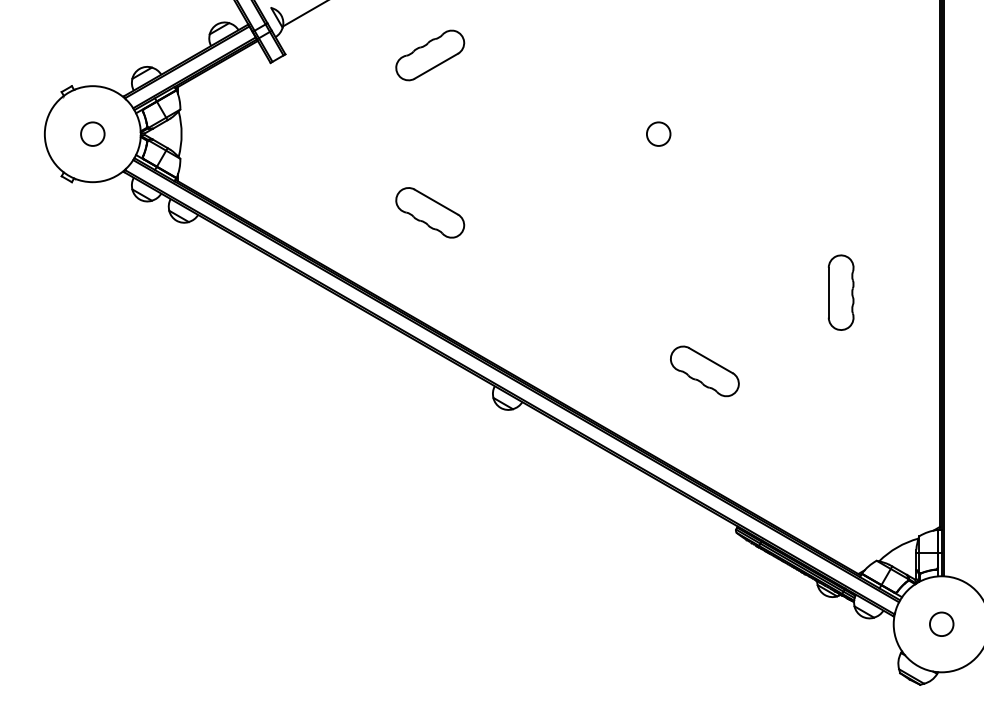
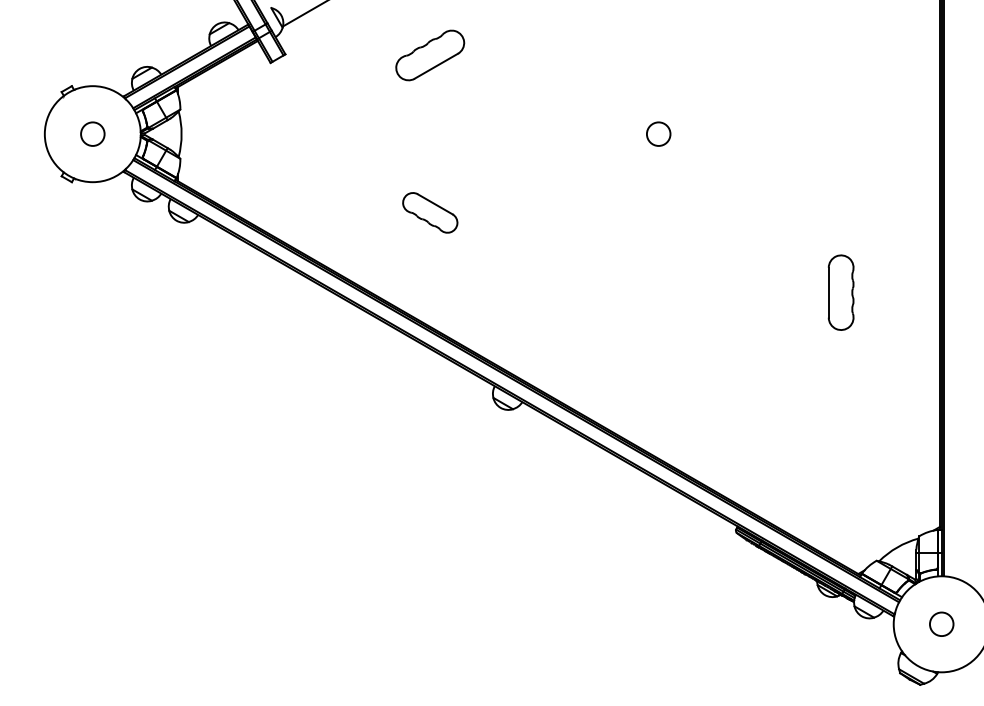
part size: 71x52 px -> 57x42 px (430, 212)
part: present -> none (704, 371)
